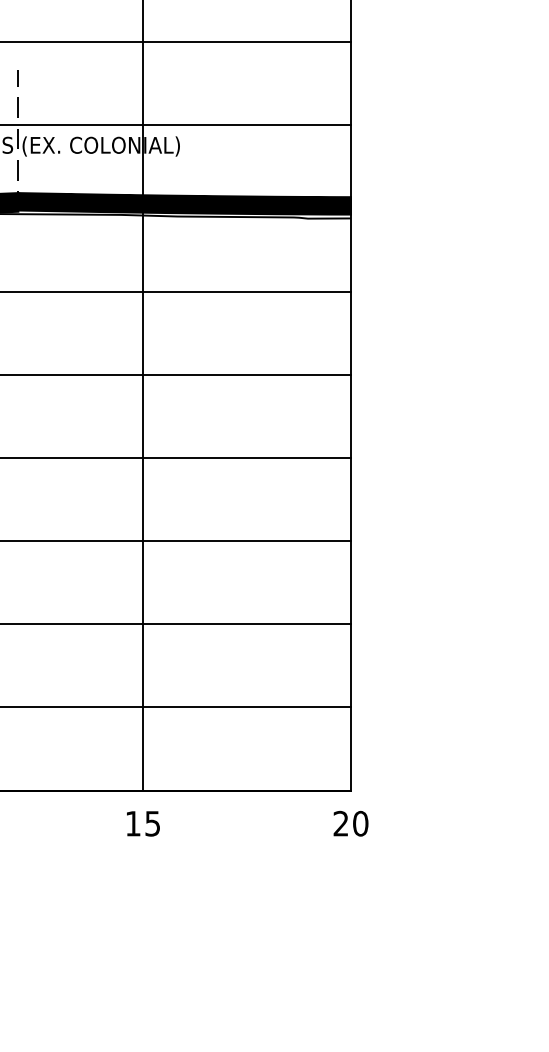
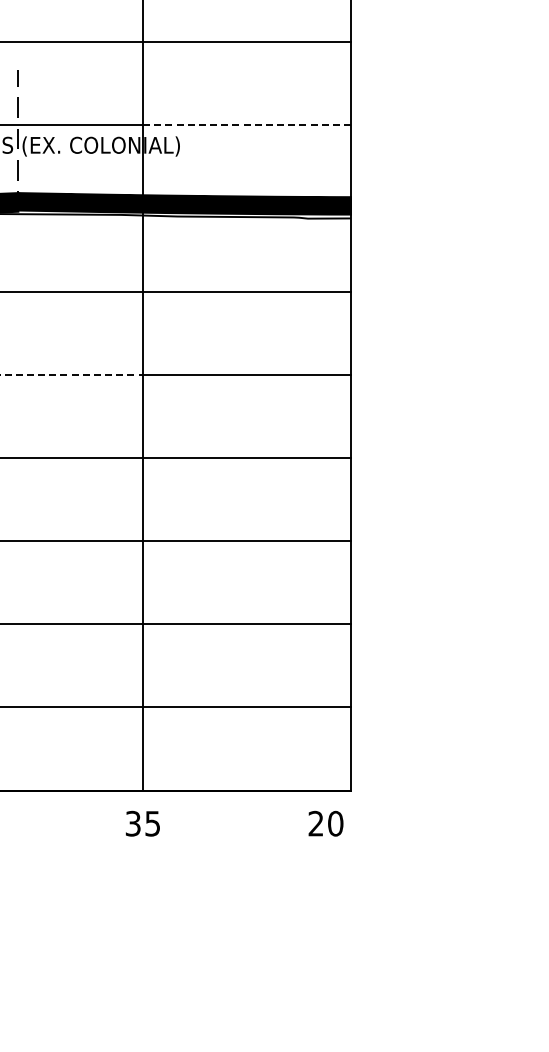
line: solid -> dashed (247, 125)
line: solid -> dashed (72, 374)
text: 15 -> 35 (132, 823)
text position: (350, 823) -> (325, 823) (325, 823)
